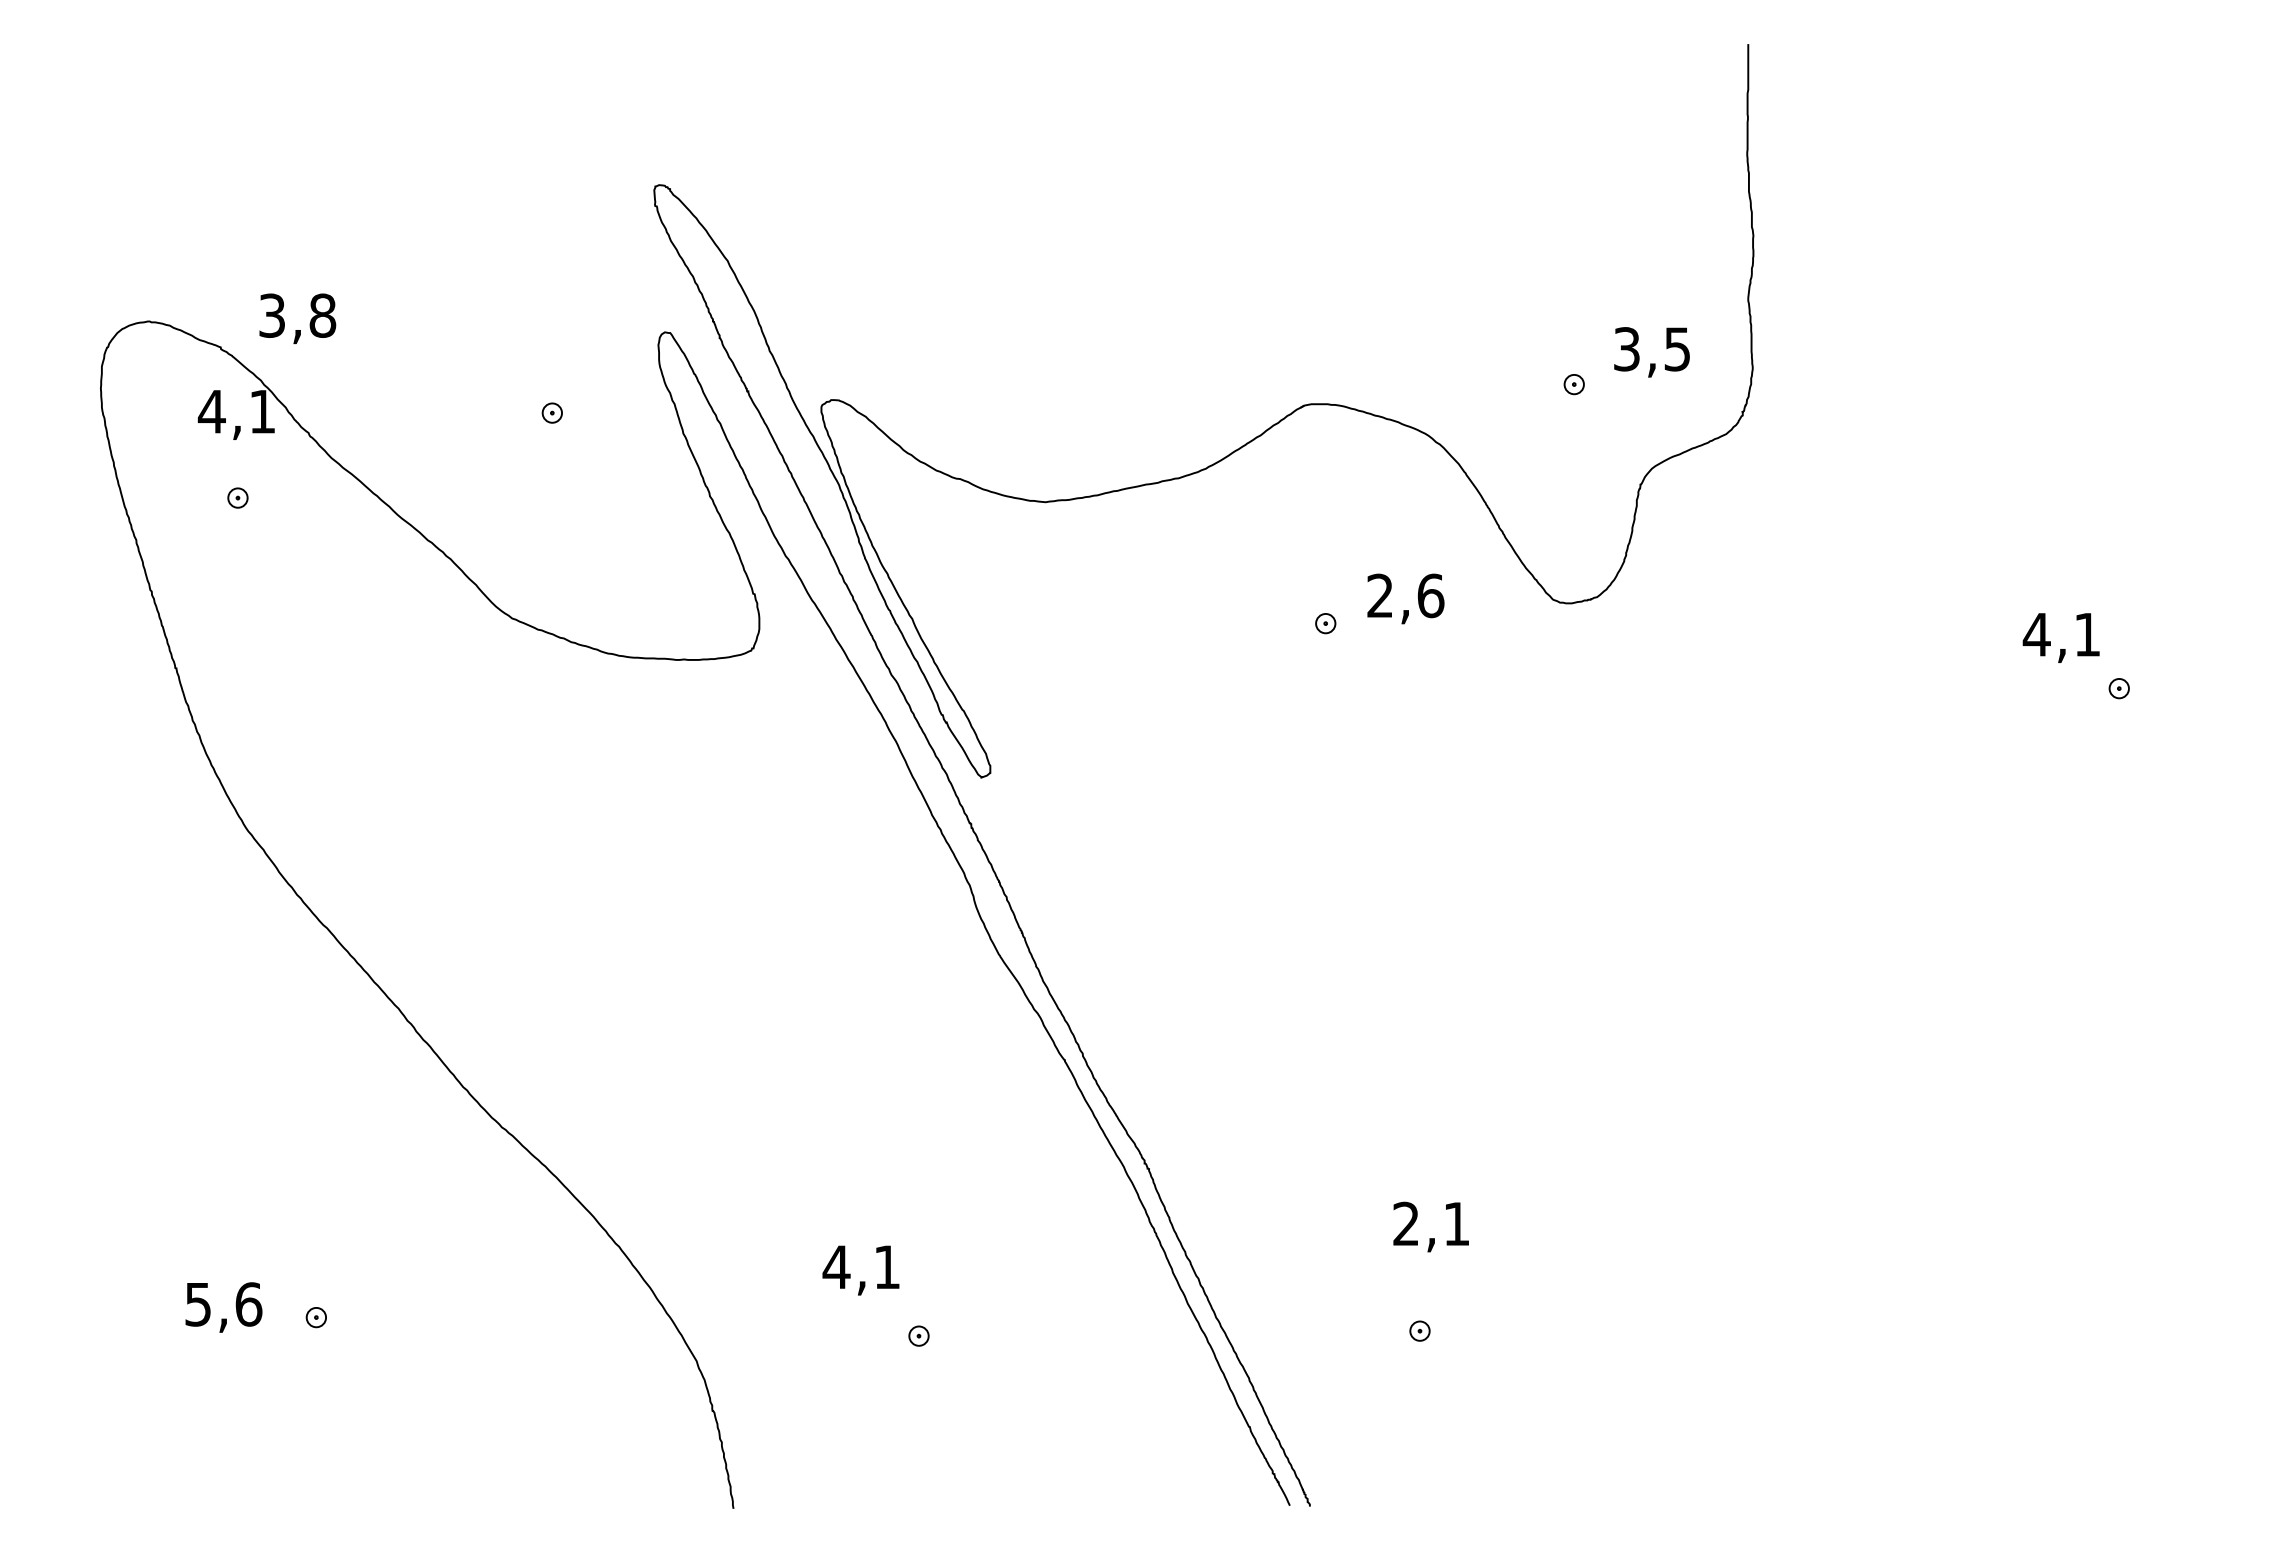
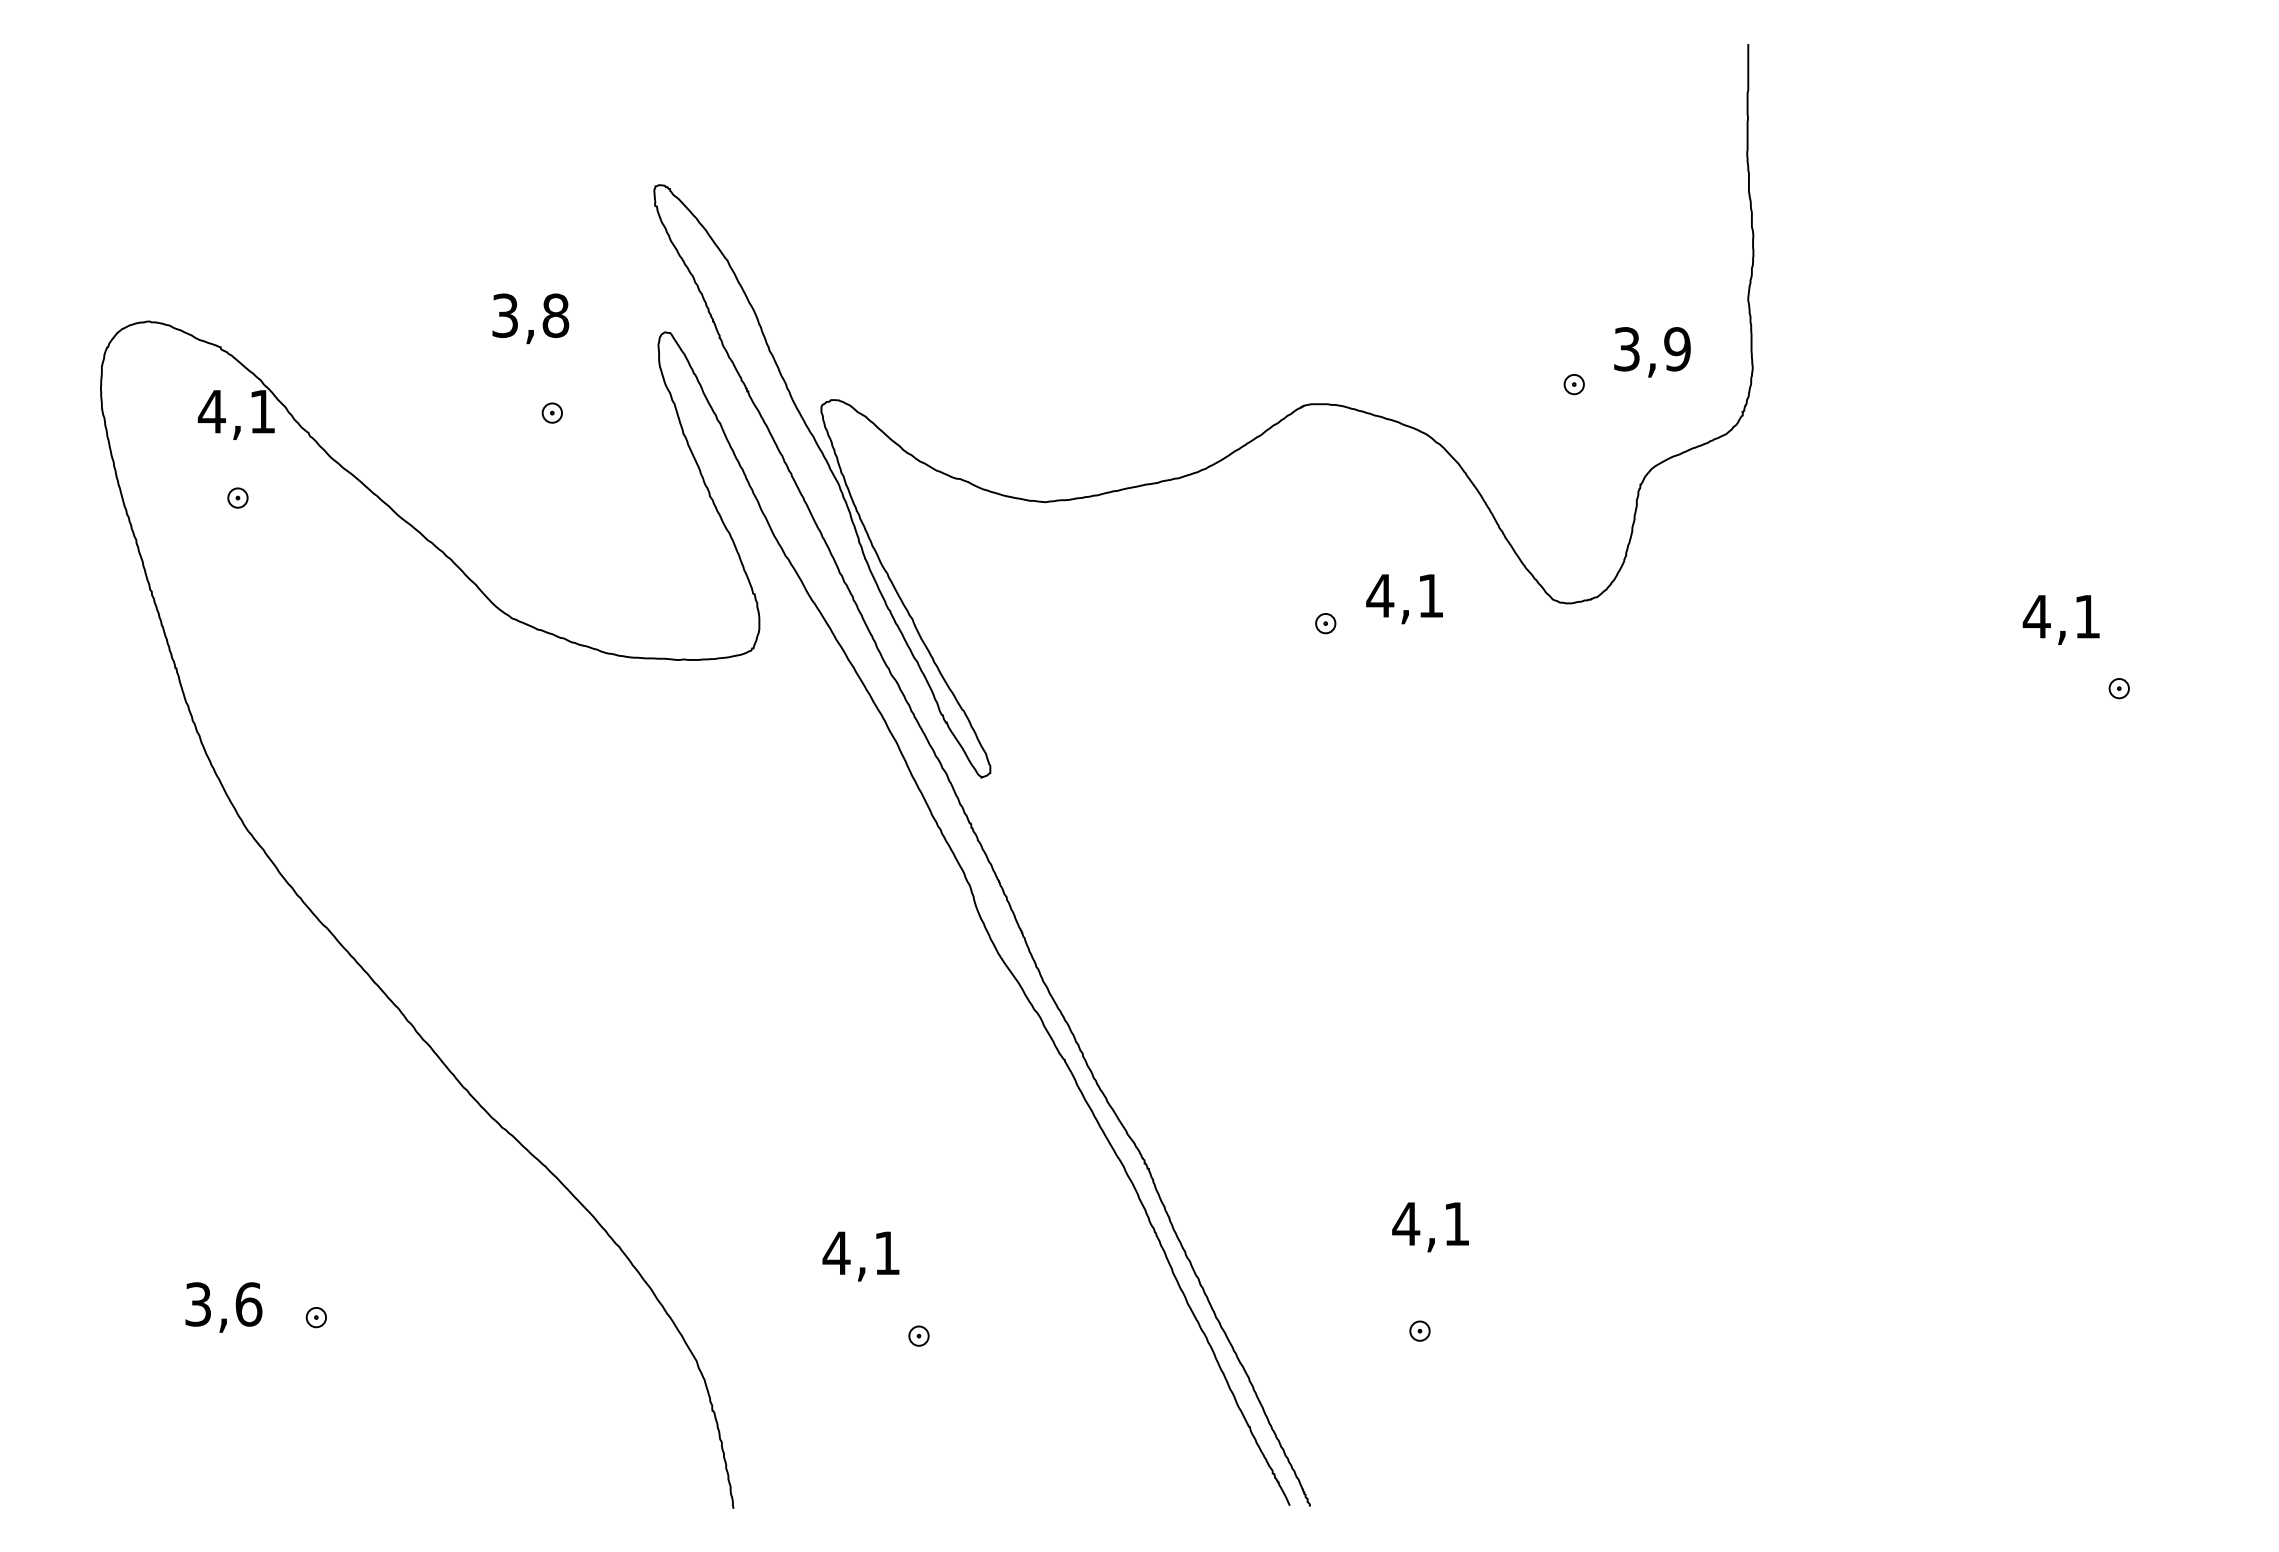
text position: (297, 318) -> (530, 318) (530, 318)
text: 3,5 -> 3,9 (1677, 349)
text: 2,6 -> 4,1 (1405, 595)
text position: (2060, 637) -> (2060, 619) (2060, 619)
text: 2,1 -> 4,1 (1406, 1223)
text position: (860, 1270) -> (860, 1256) (860, 1256)
text: 5,6 -> 3,6 (198, 1304)
